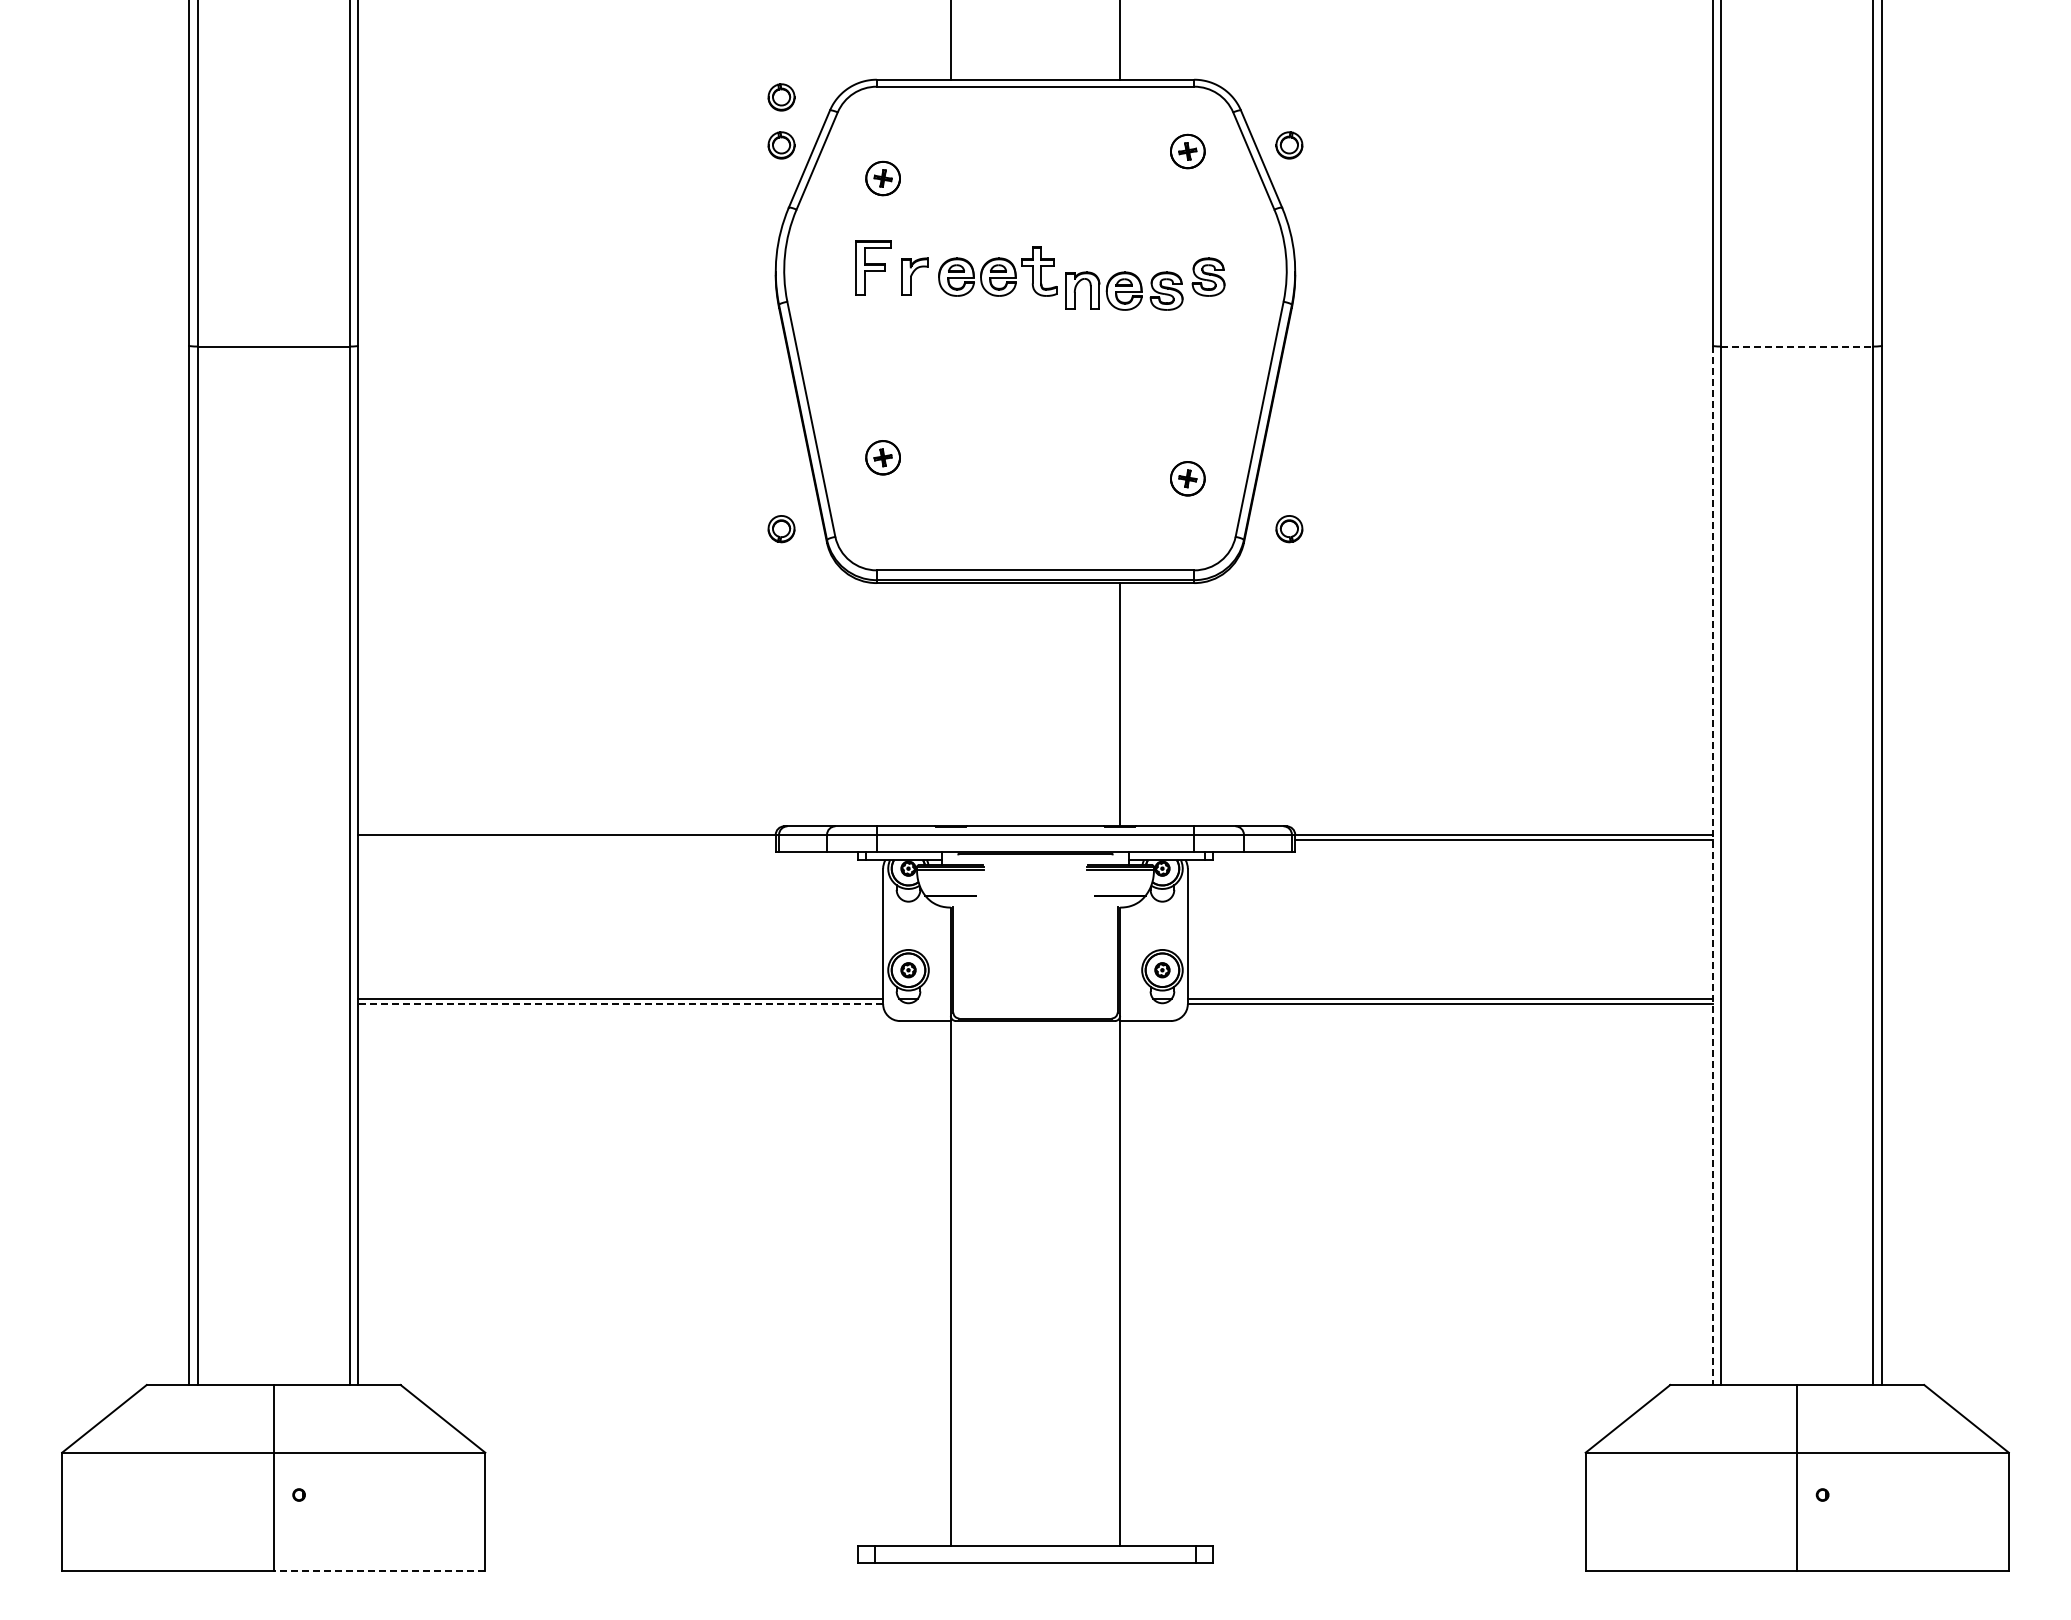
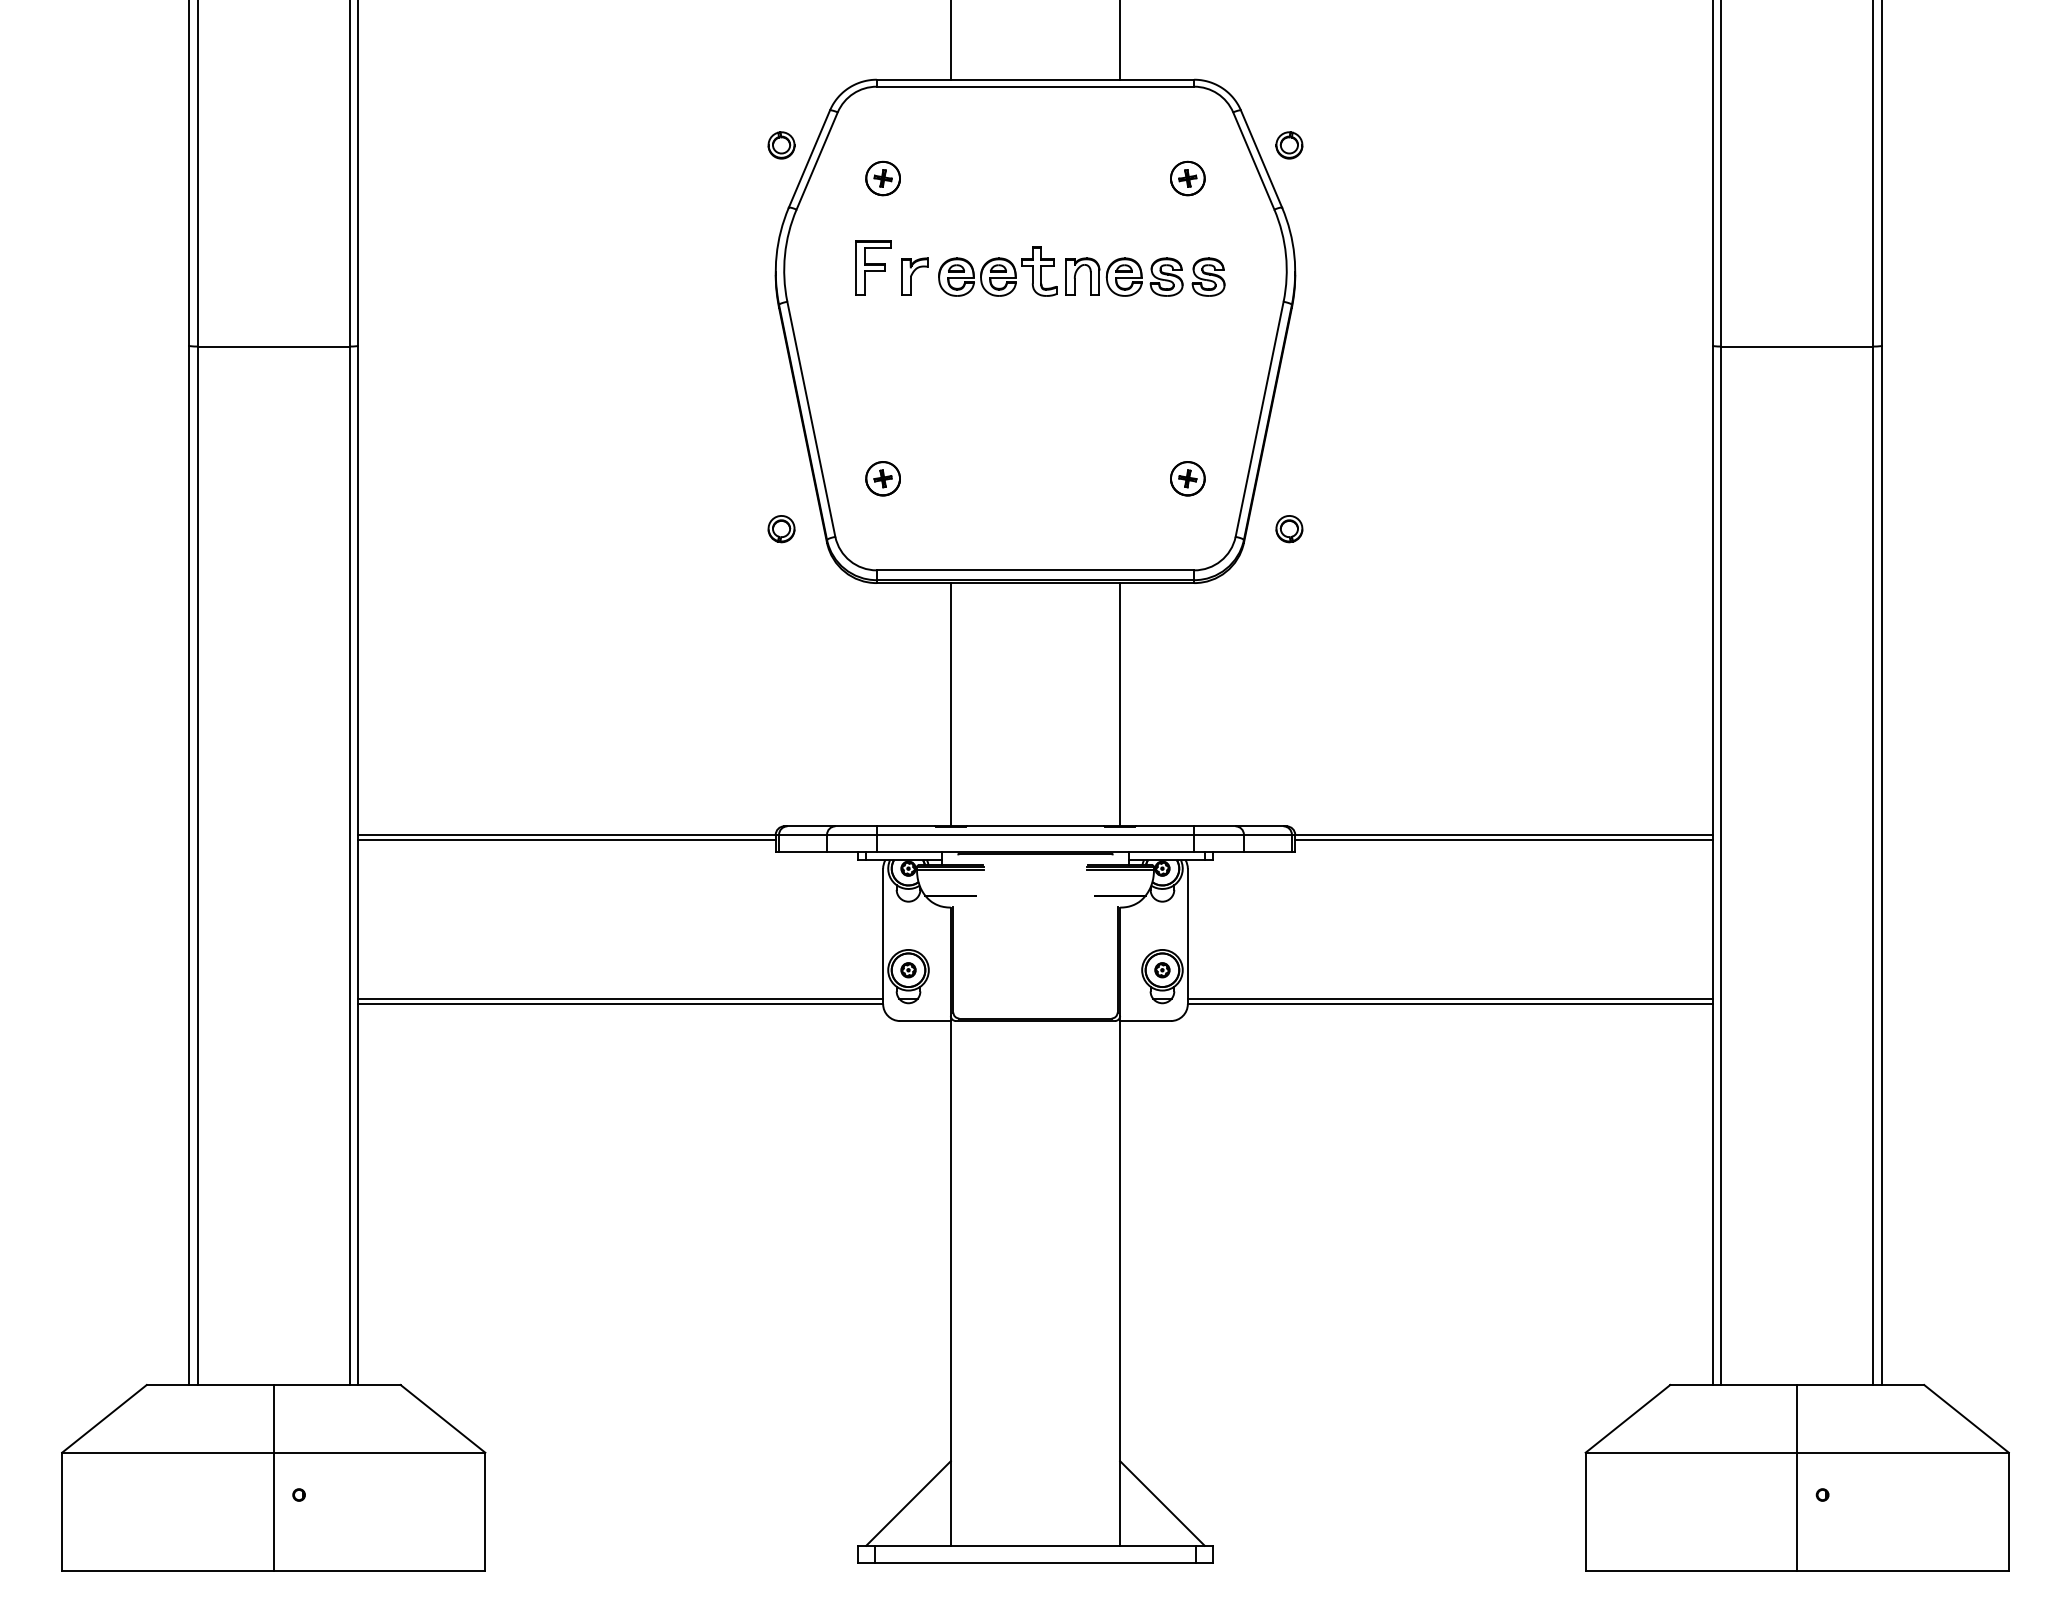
part: present -> none (781, 97)
part position: (1187, 151) -> (1187, 178) (1187, 178)
part position: (1124, 290) -> (1124, 276) (1124, 276)
line: dashed -> solid (1797, 346)
part position: (882, 457) -> (882, 478) (882, 478)
line: none -> present (950, 704)
line: none -> present (566, 839)
line: dashed -> solid (1712, 865)
line: dashed -> solid (620, 1004)
line: none -> present (908, 1503)
line: none -> present (1162, 1503)
line: dashed -> solid (379, 1571)
